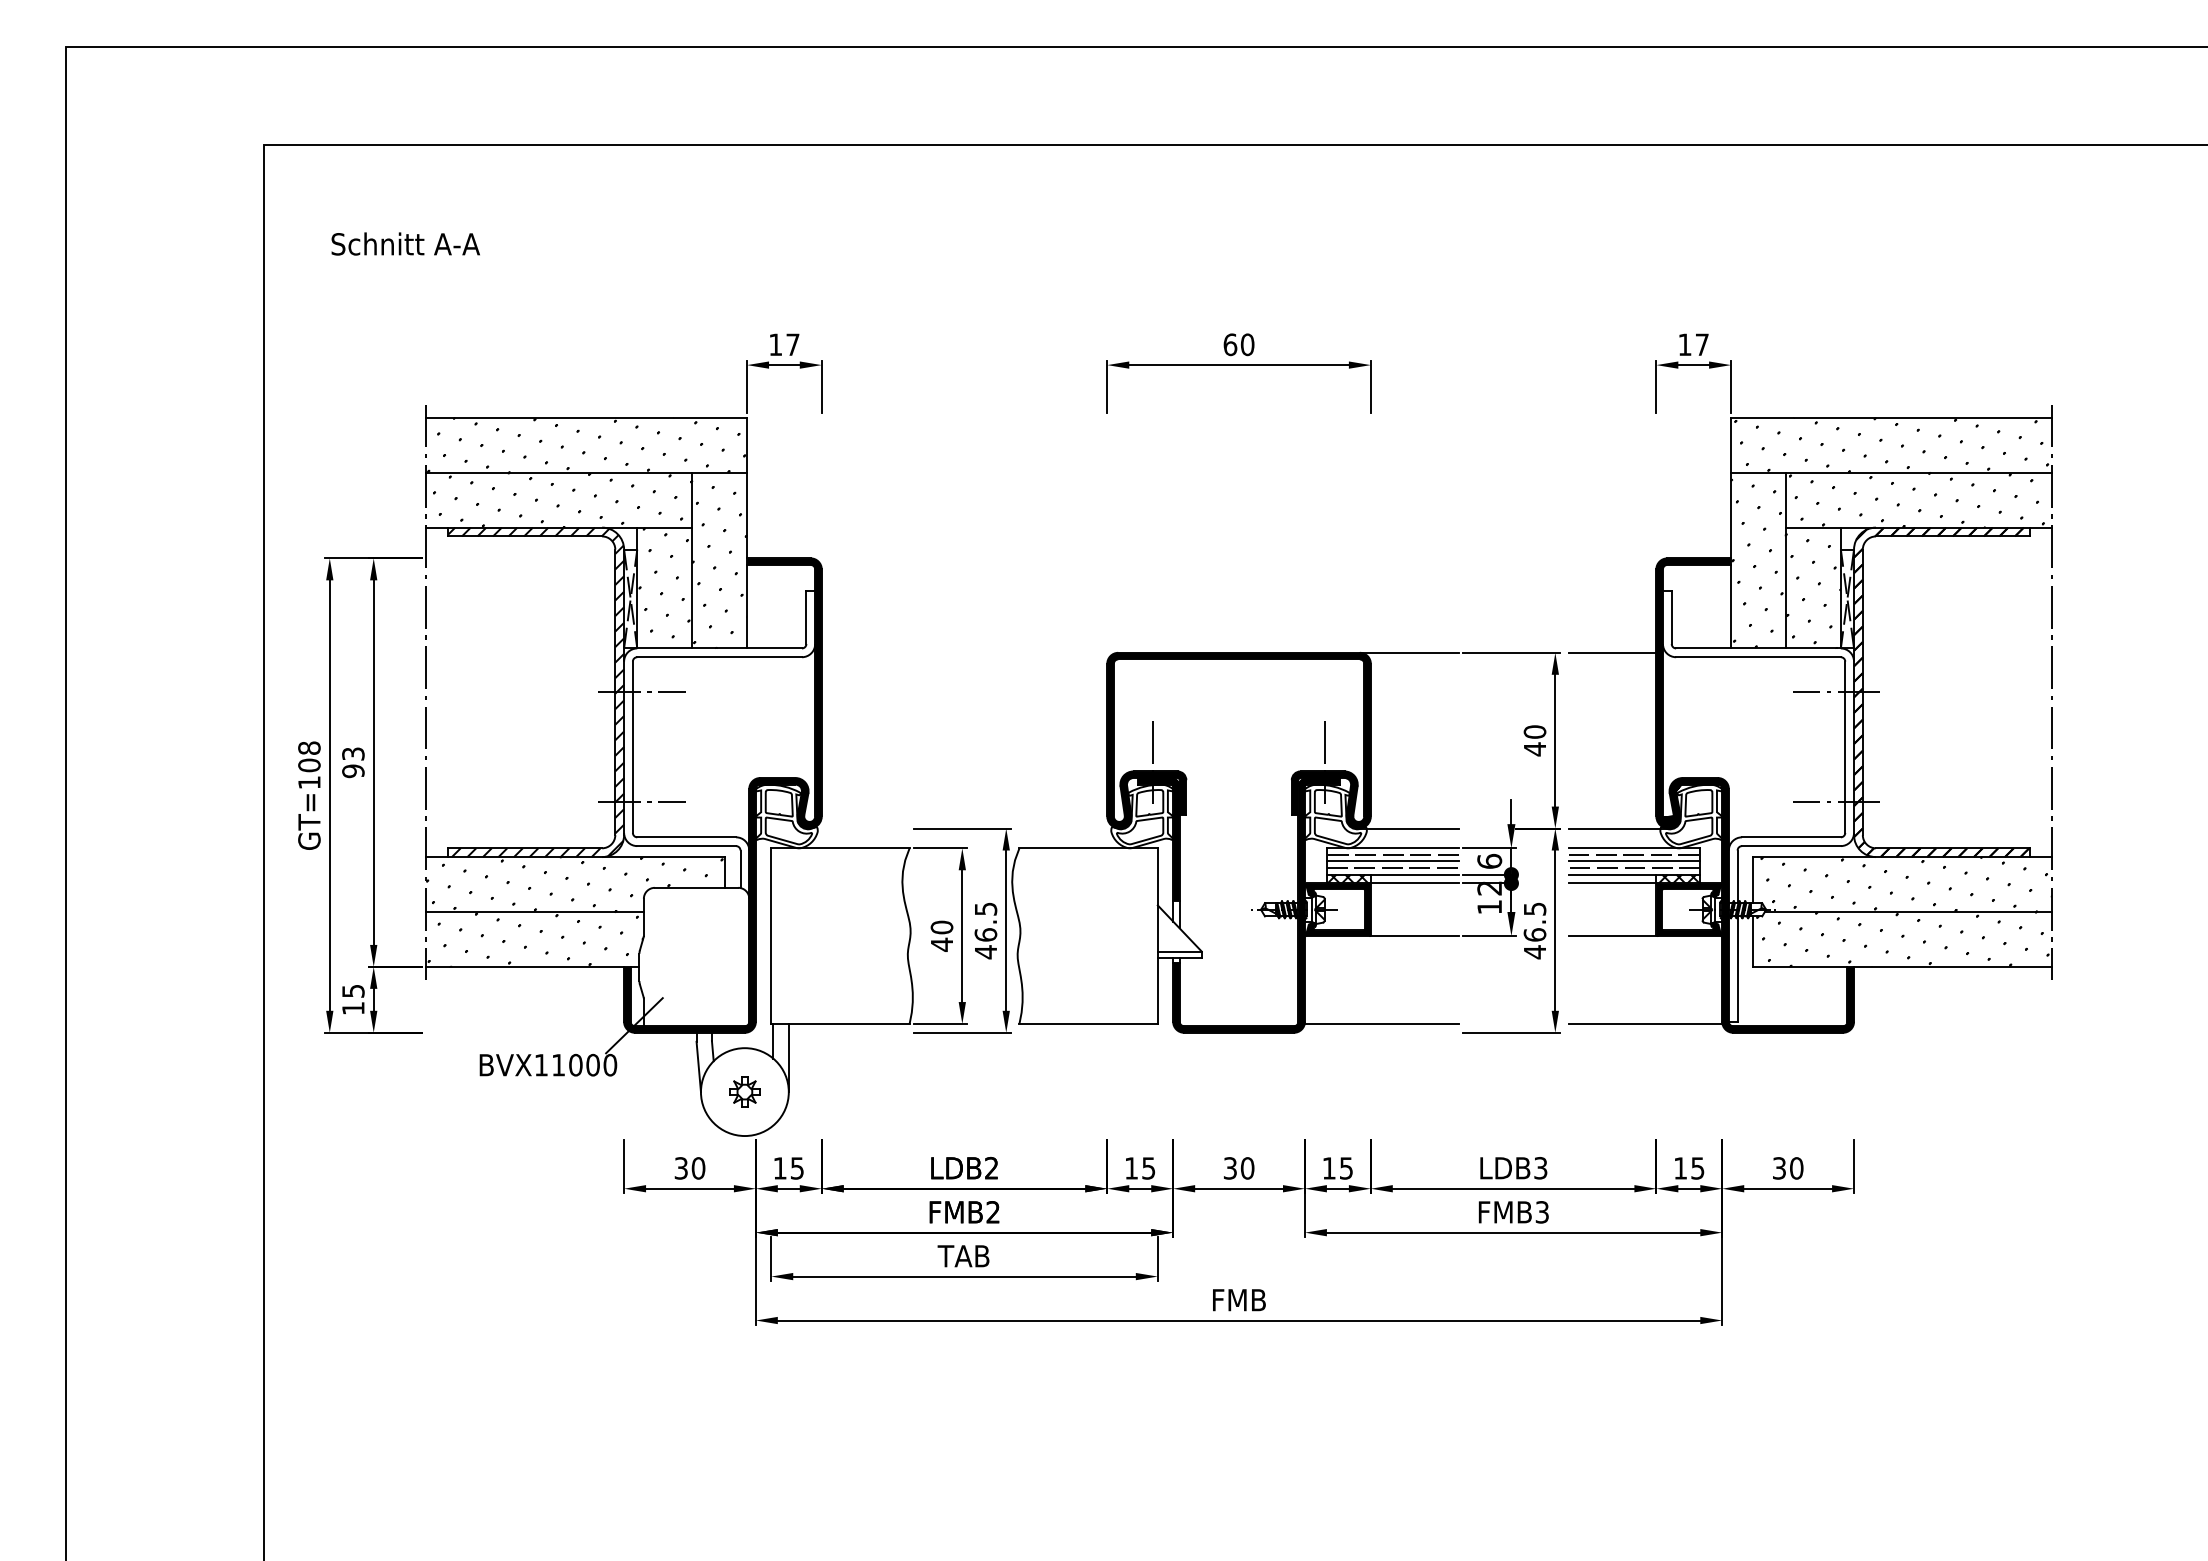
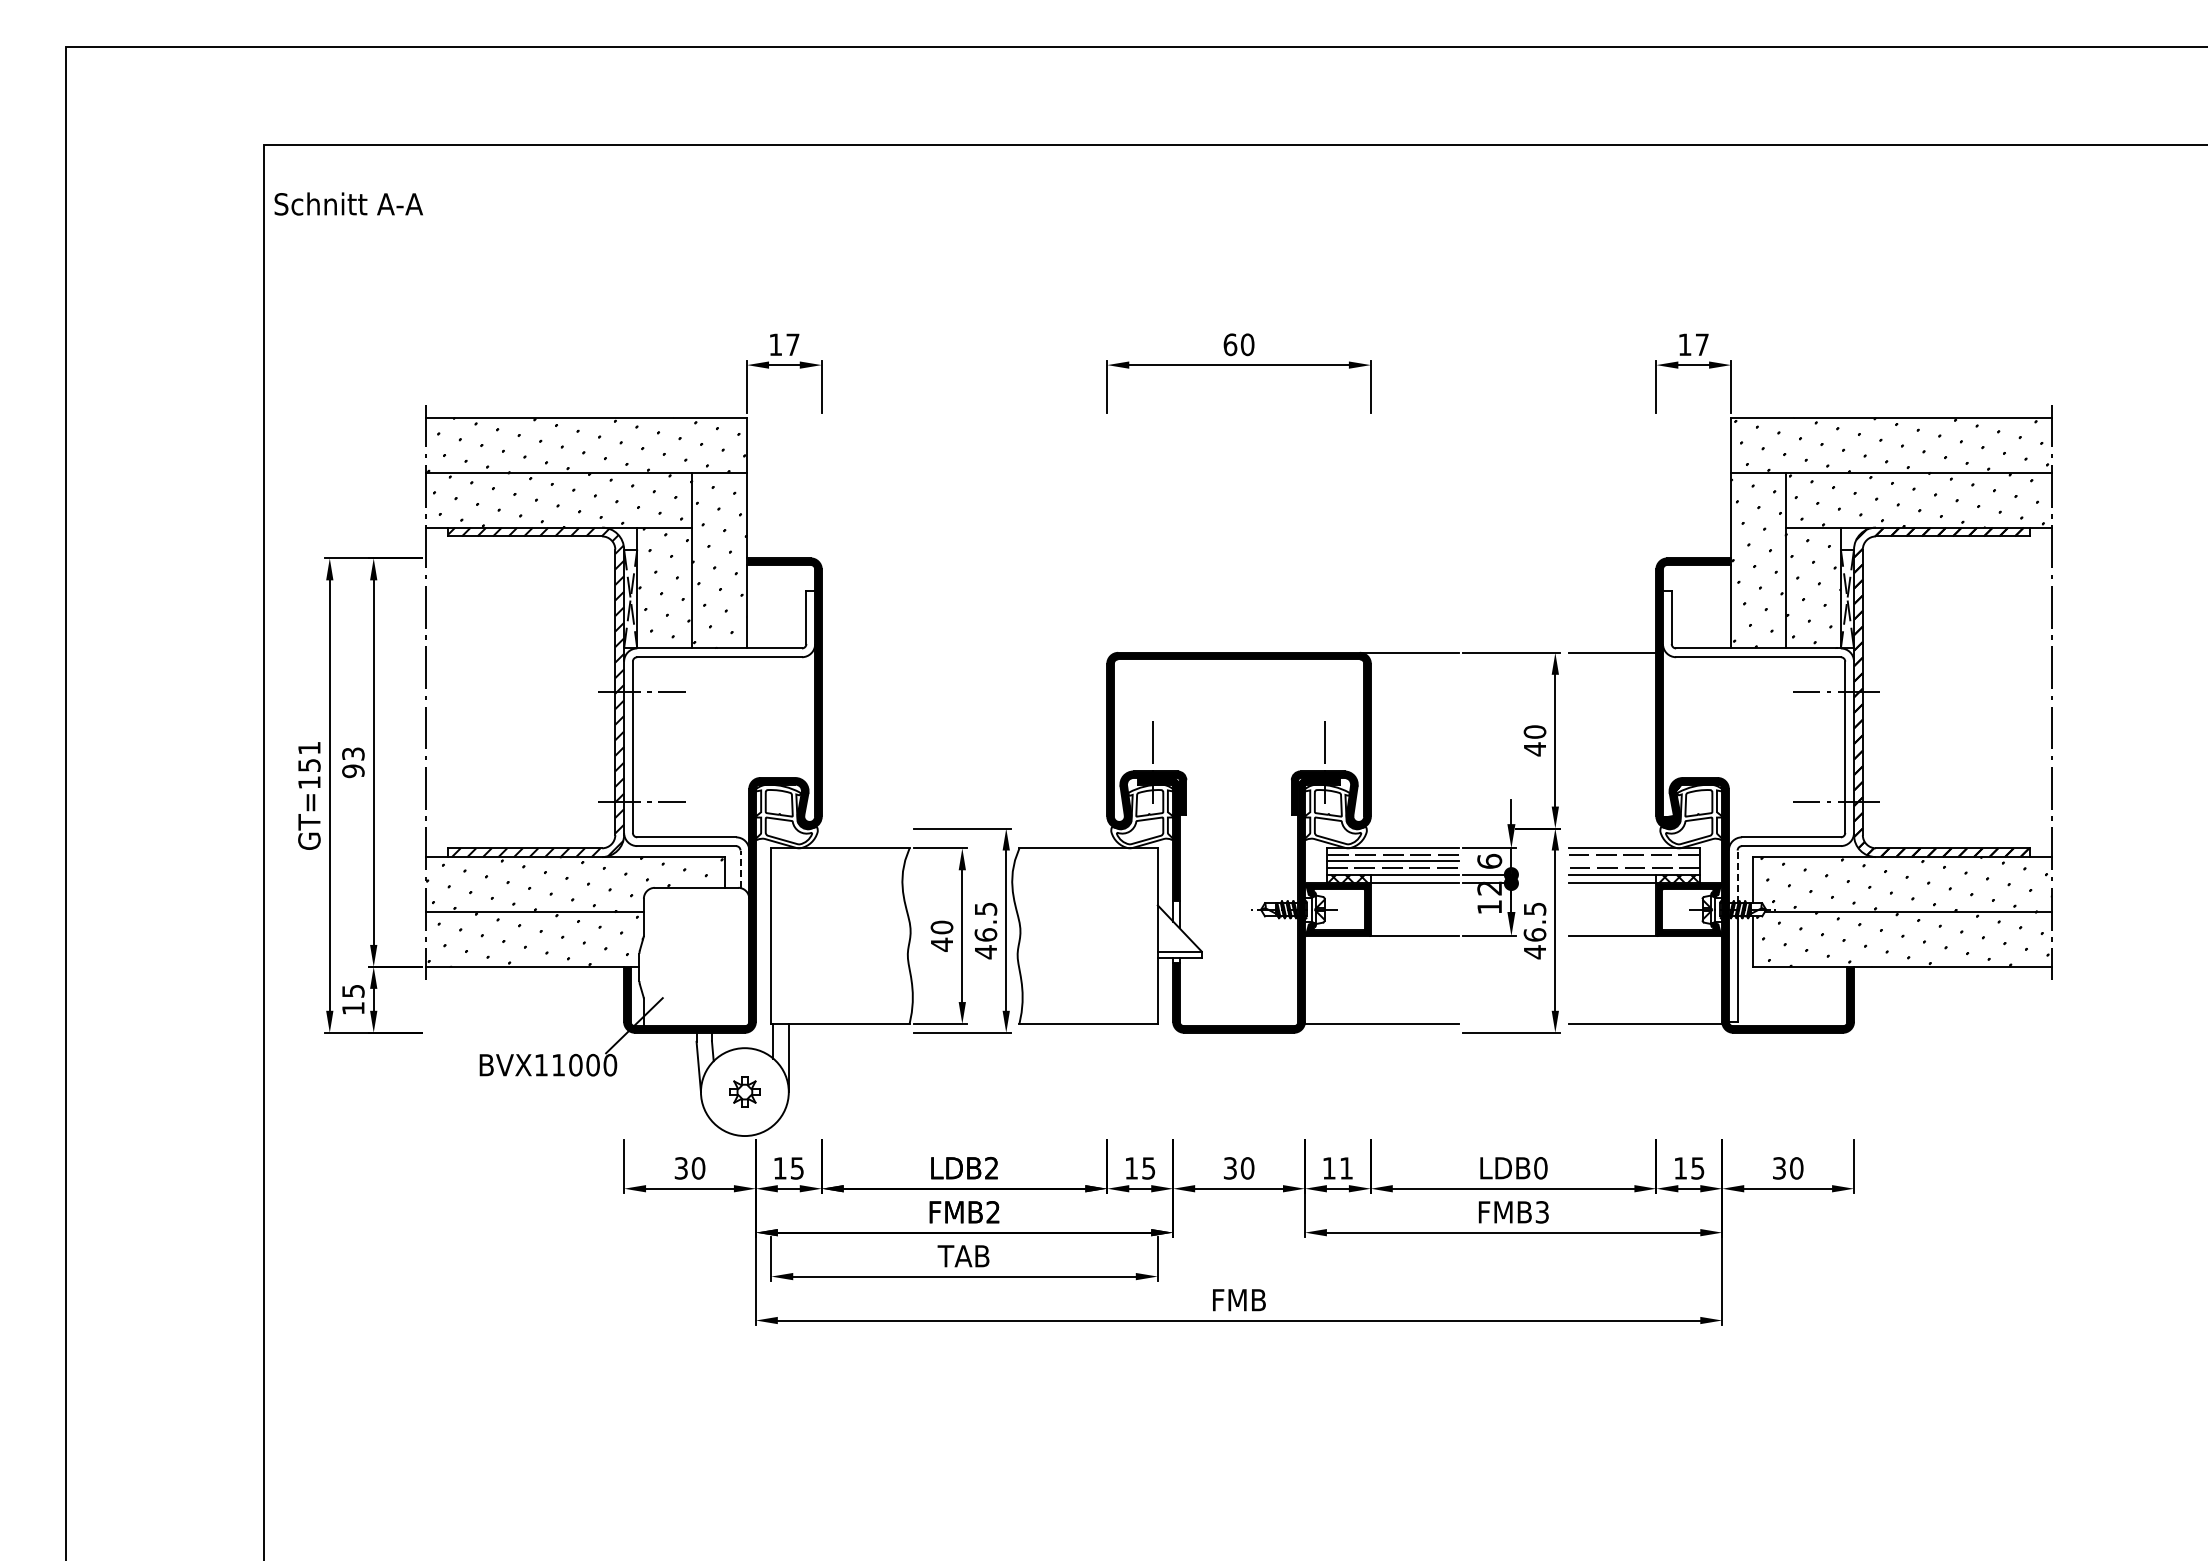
text position: (405, 243) -> (348, 203) (348, 203)
text: GT=108 -> GT=151 (309, 756)
line: present -> none (1408, 828)
line: present -> none (1617, 828)
line: present -> none (1634, 861)
line: solid -> dashed (740, 869)
line: solid -> dashed (1737, 876)
text: 15 -> 11 (1346, 1168)
text: LDB3 -> LDB0 (1540, 1168)
